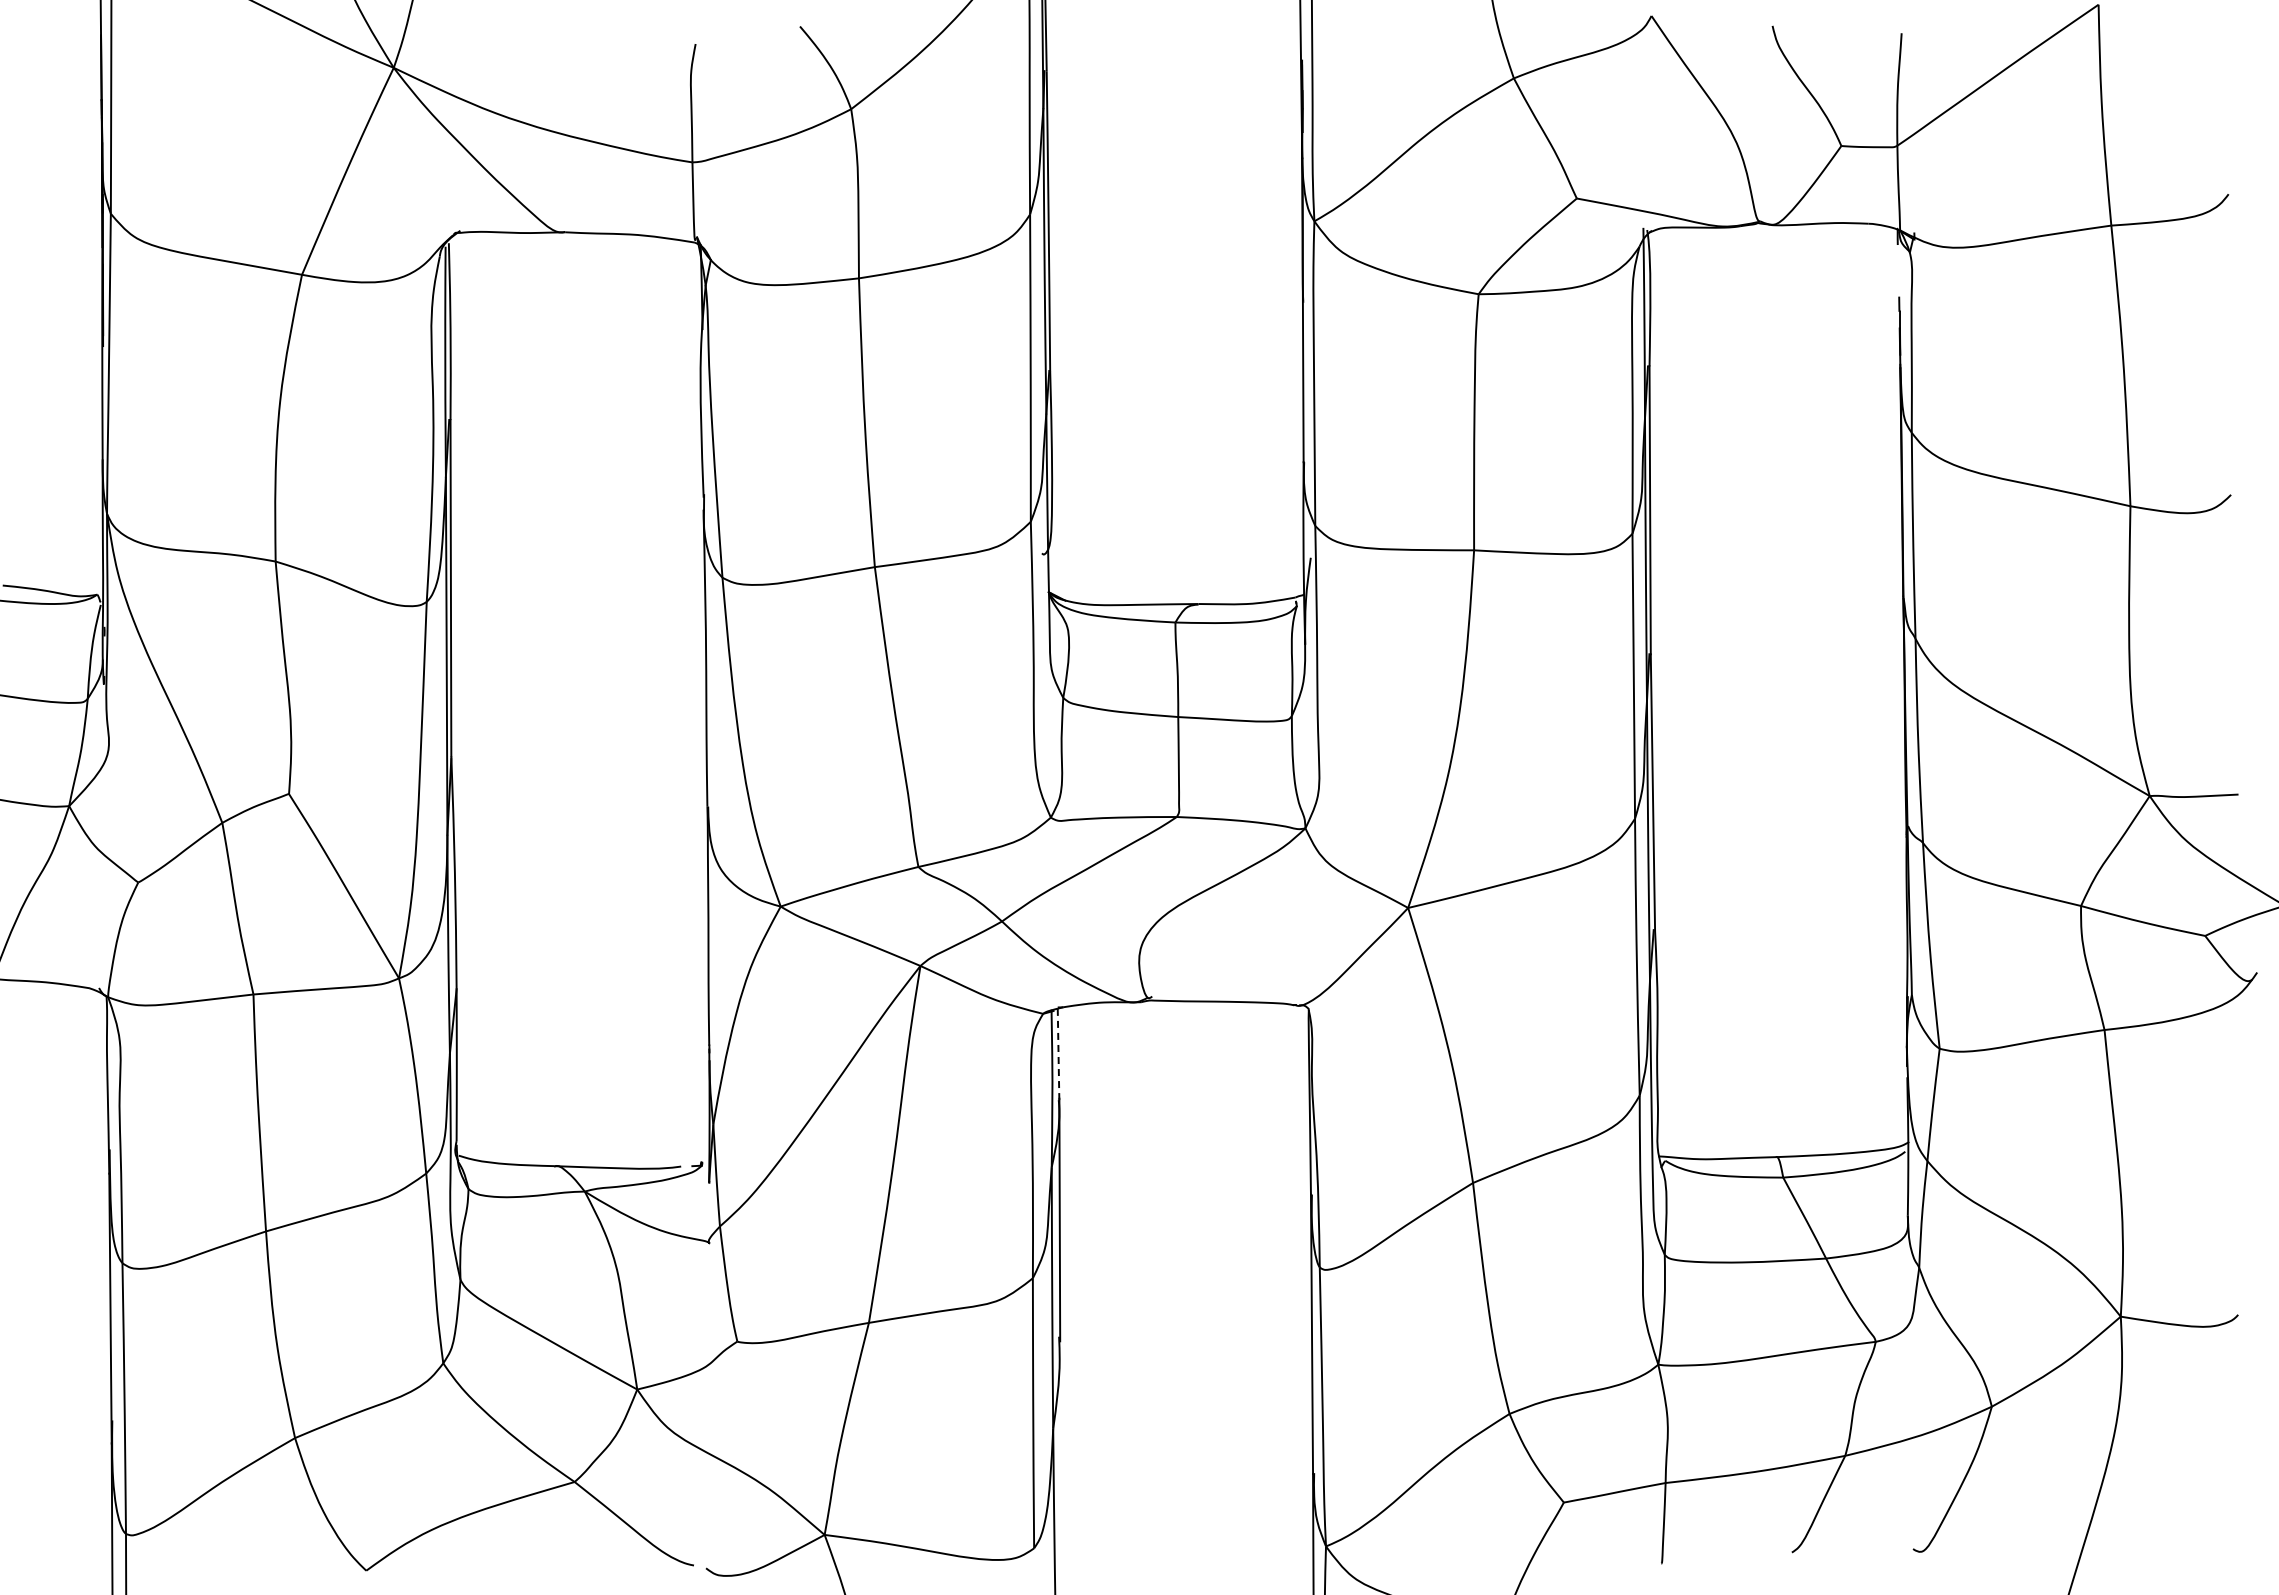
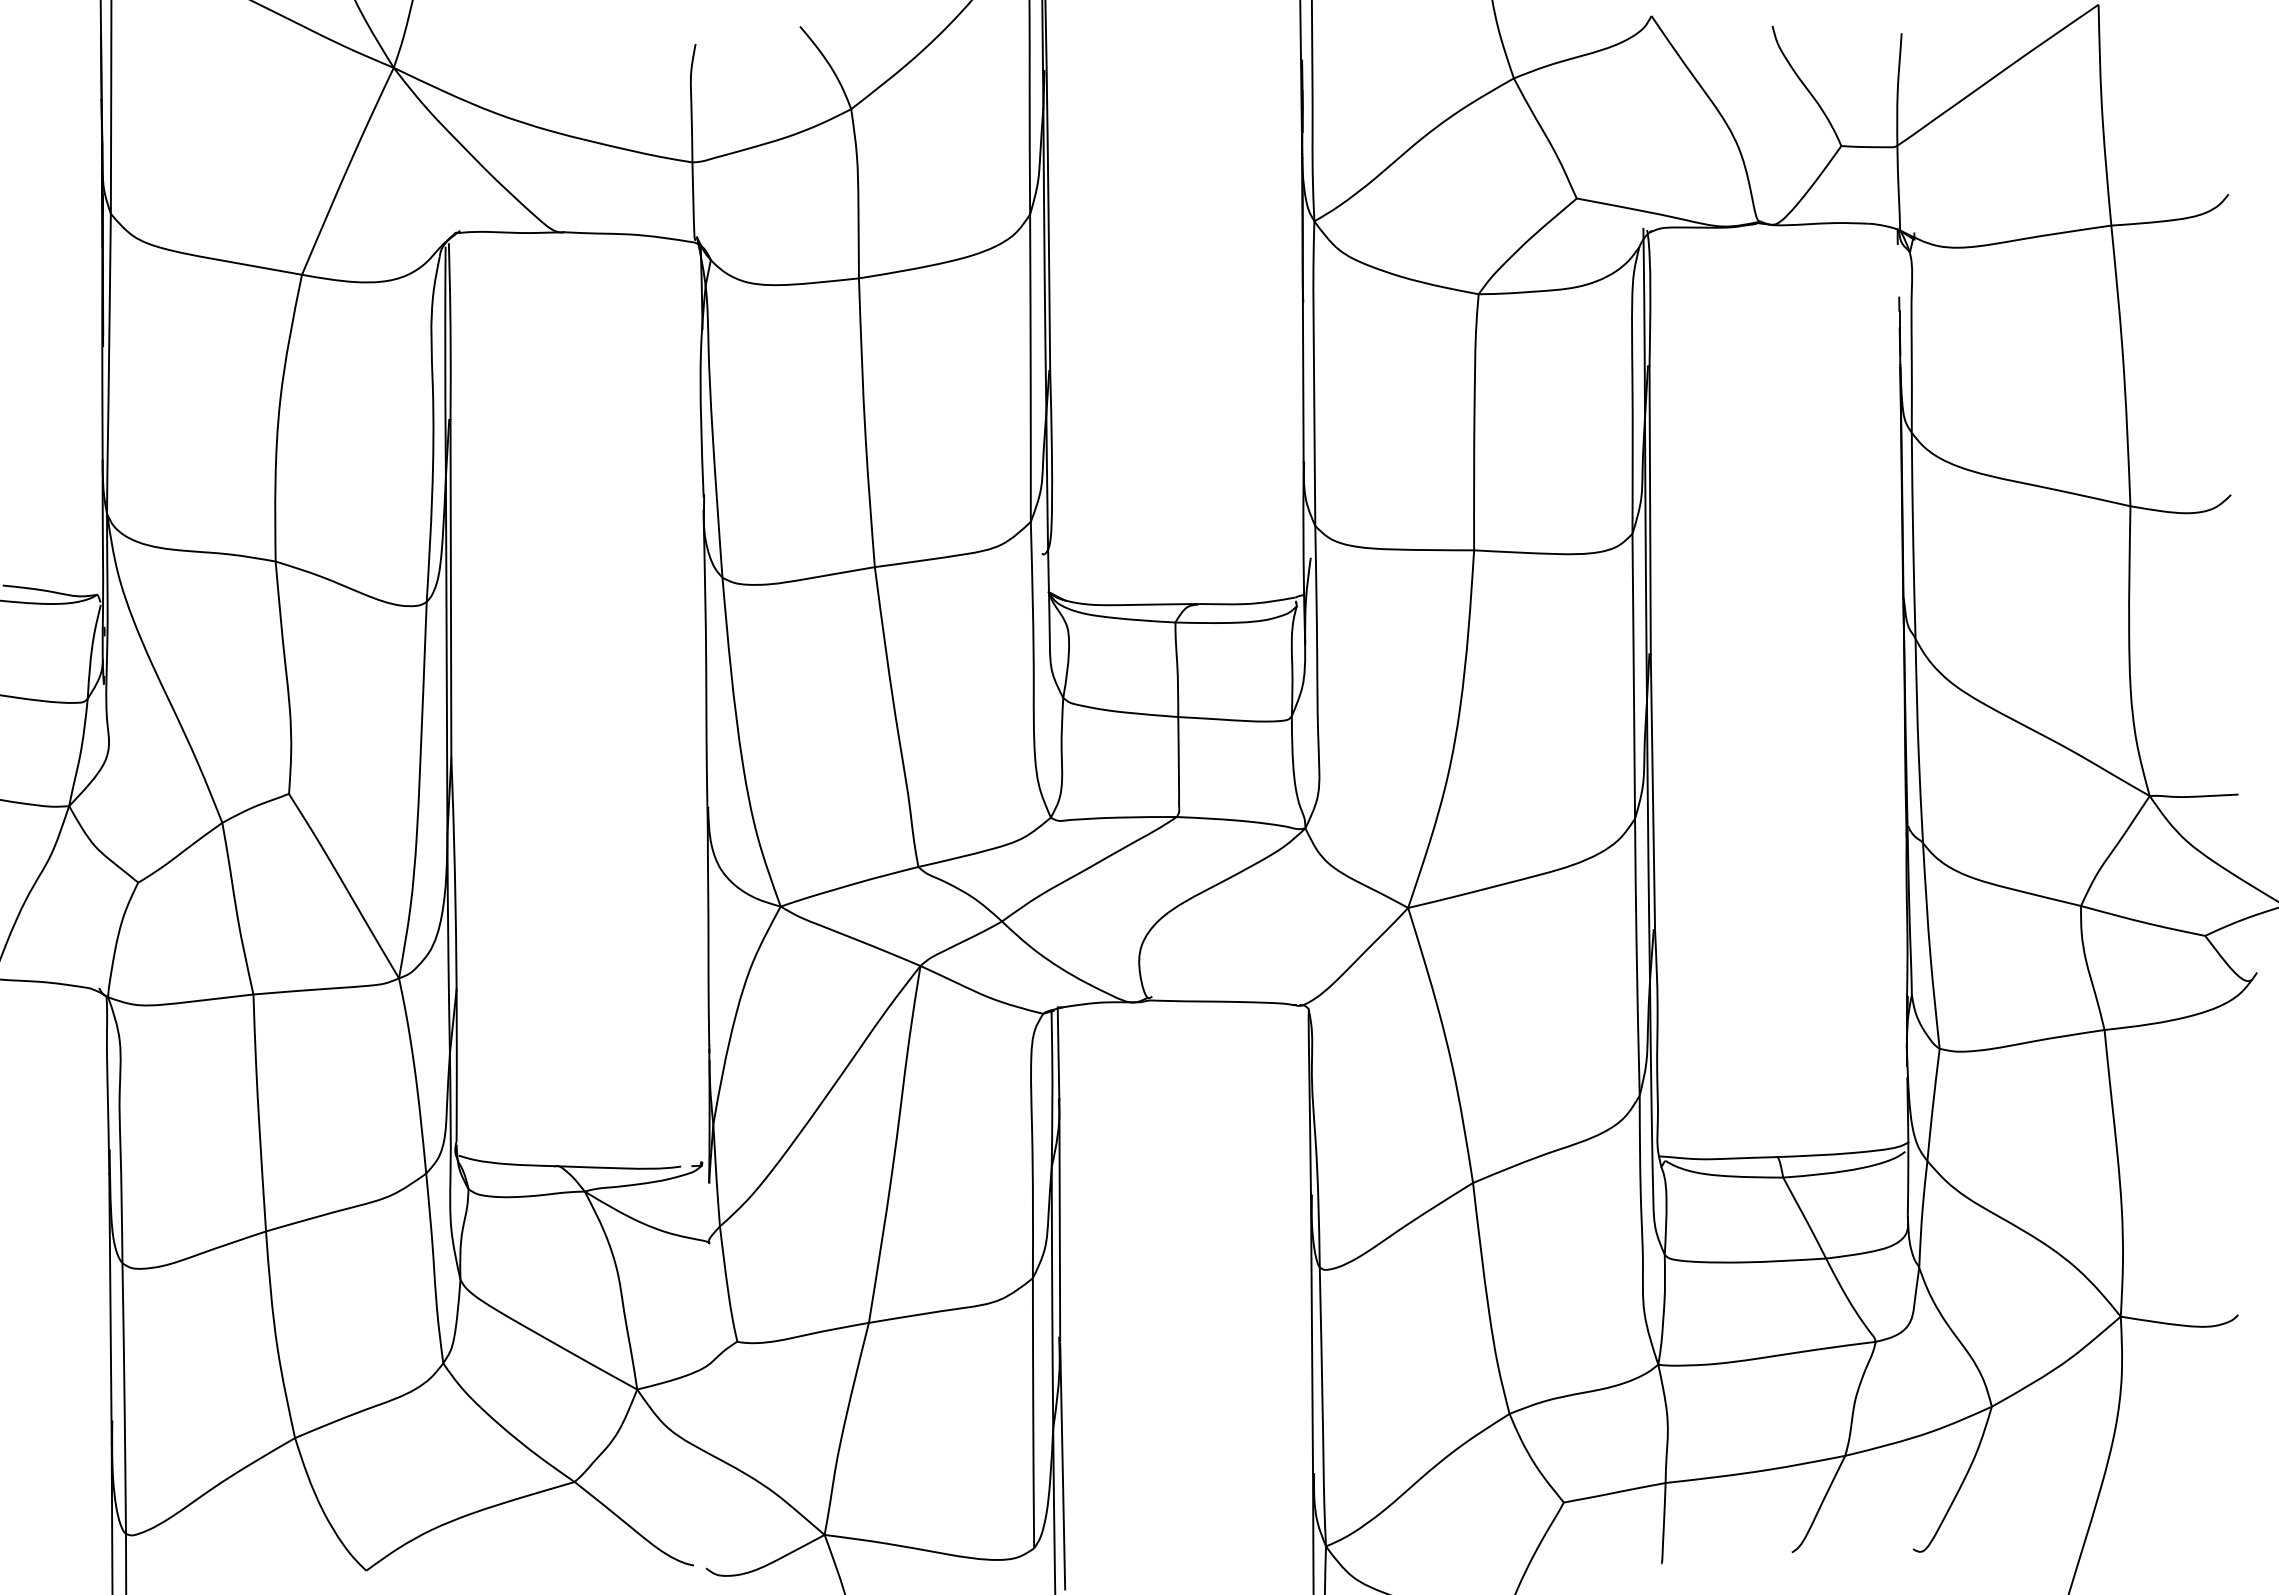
line: dashed -> solid (1058, 1053)
line: none -> present (1062, 1466)
